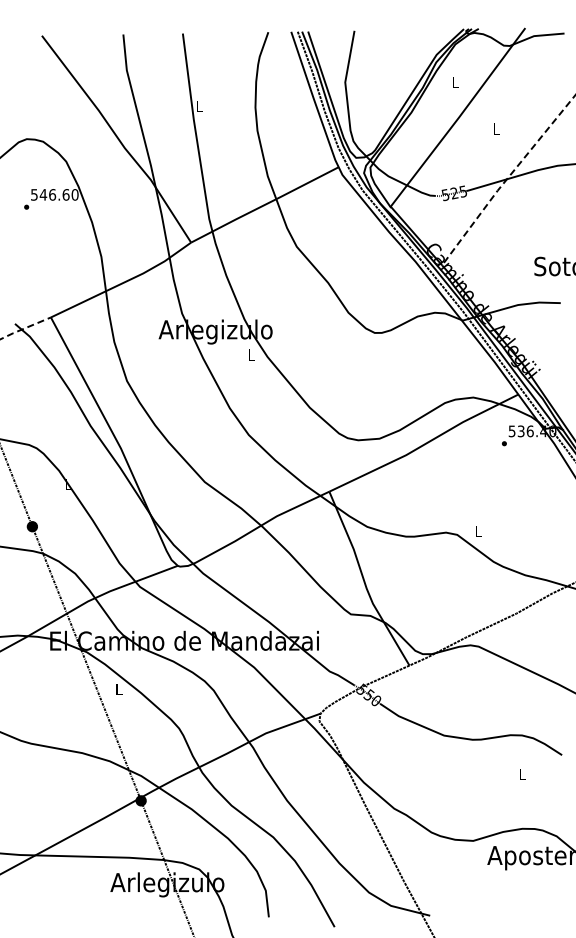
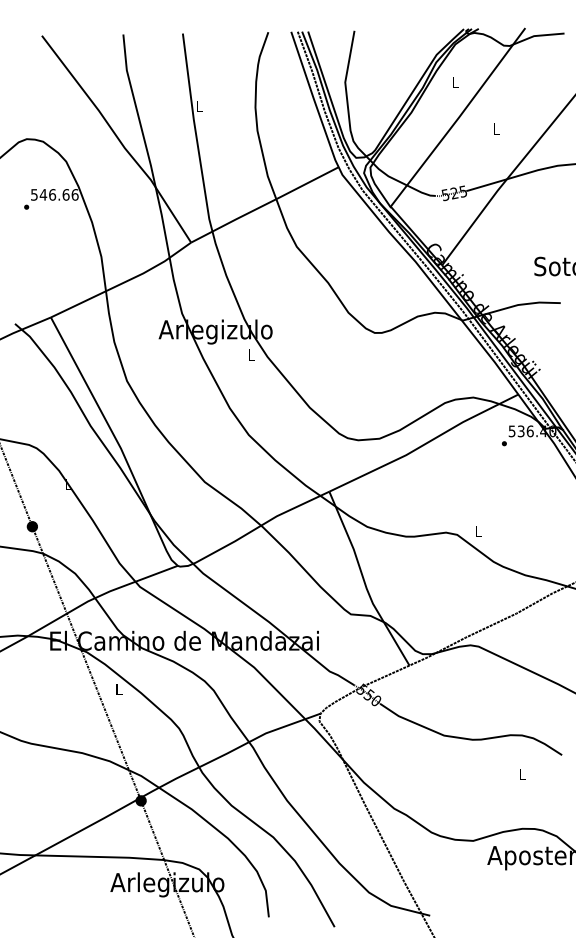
line: dashed -> solid (506, 179)
text: 546.60 -> 546.66 (74, 194)
line: dashed -> solid (25, 328)
